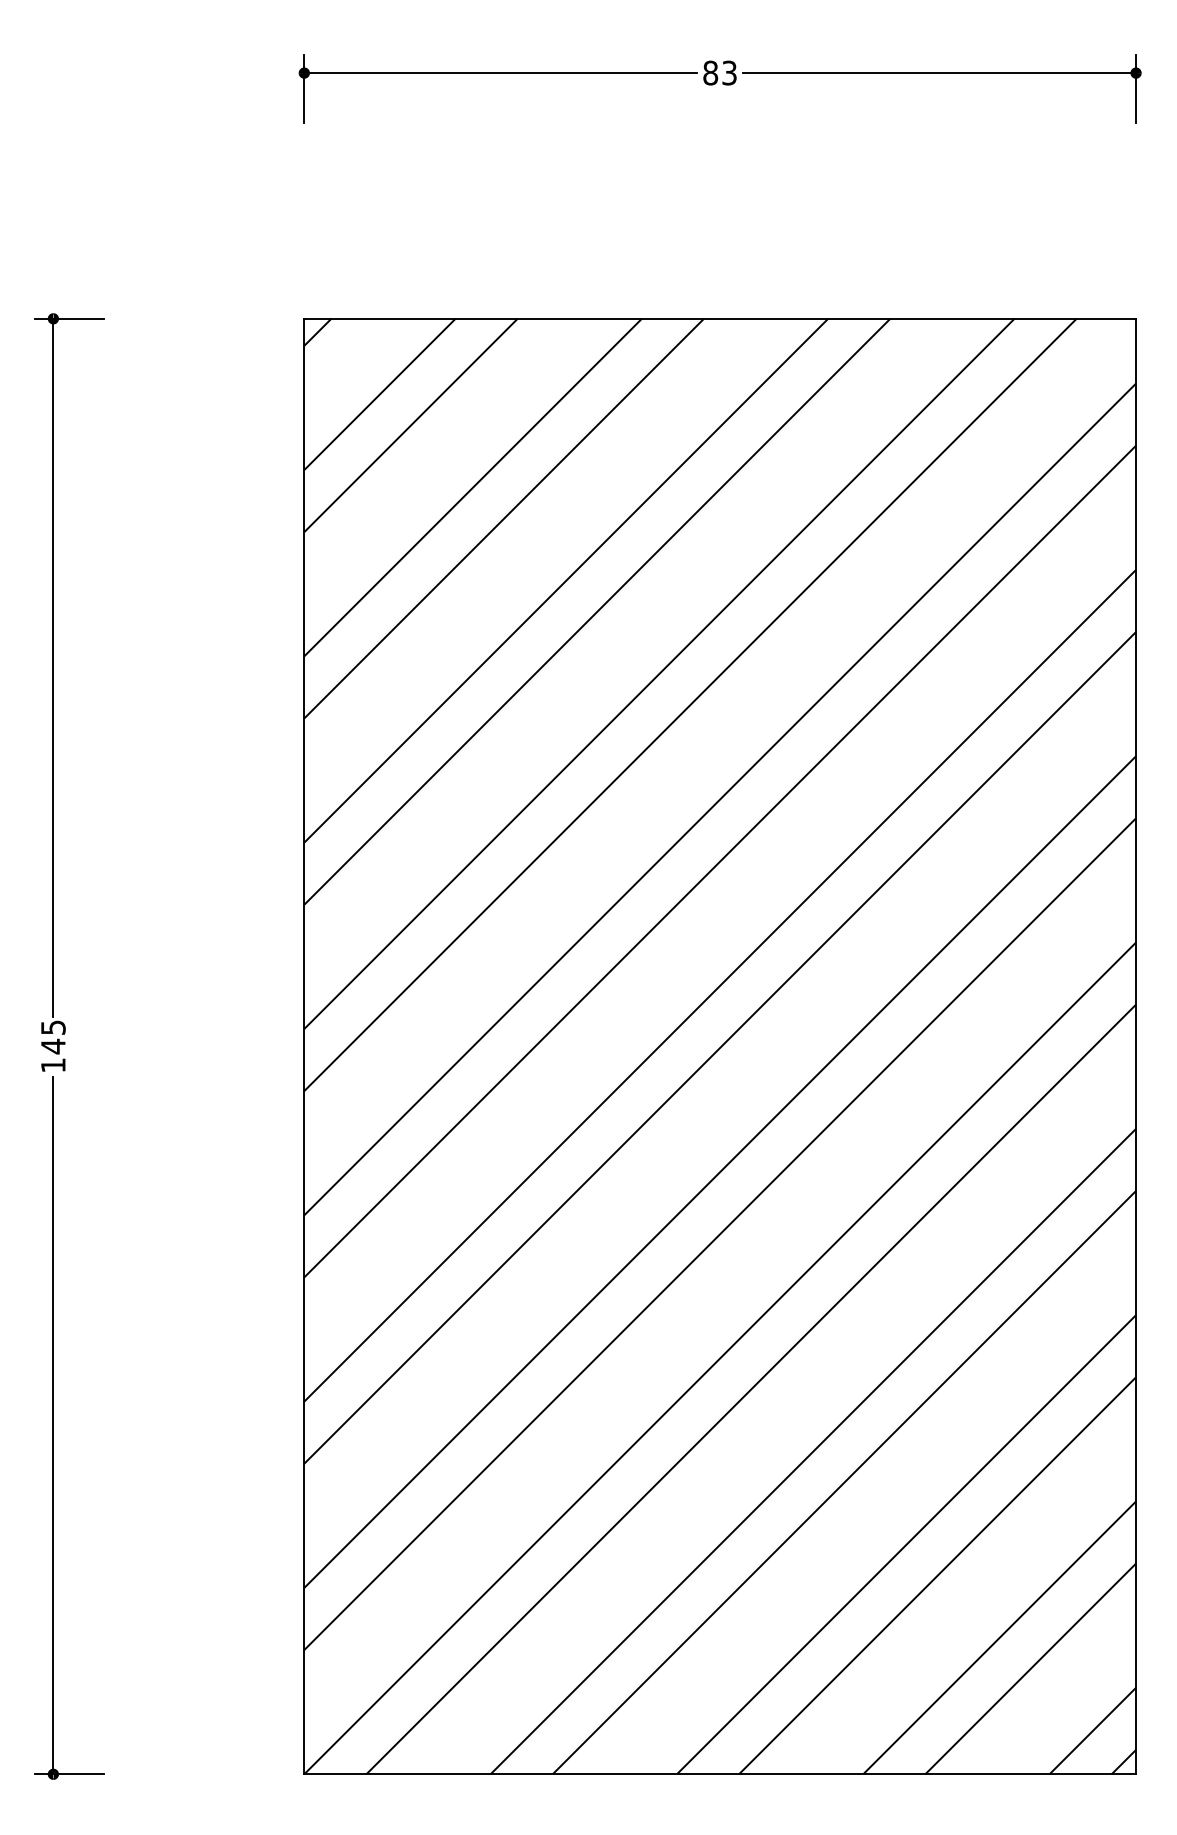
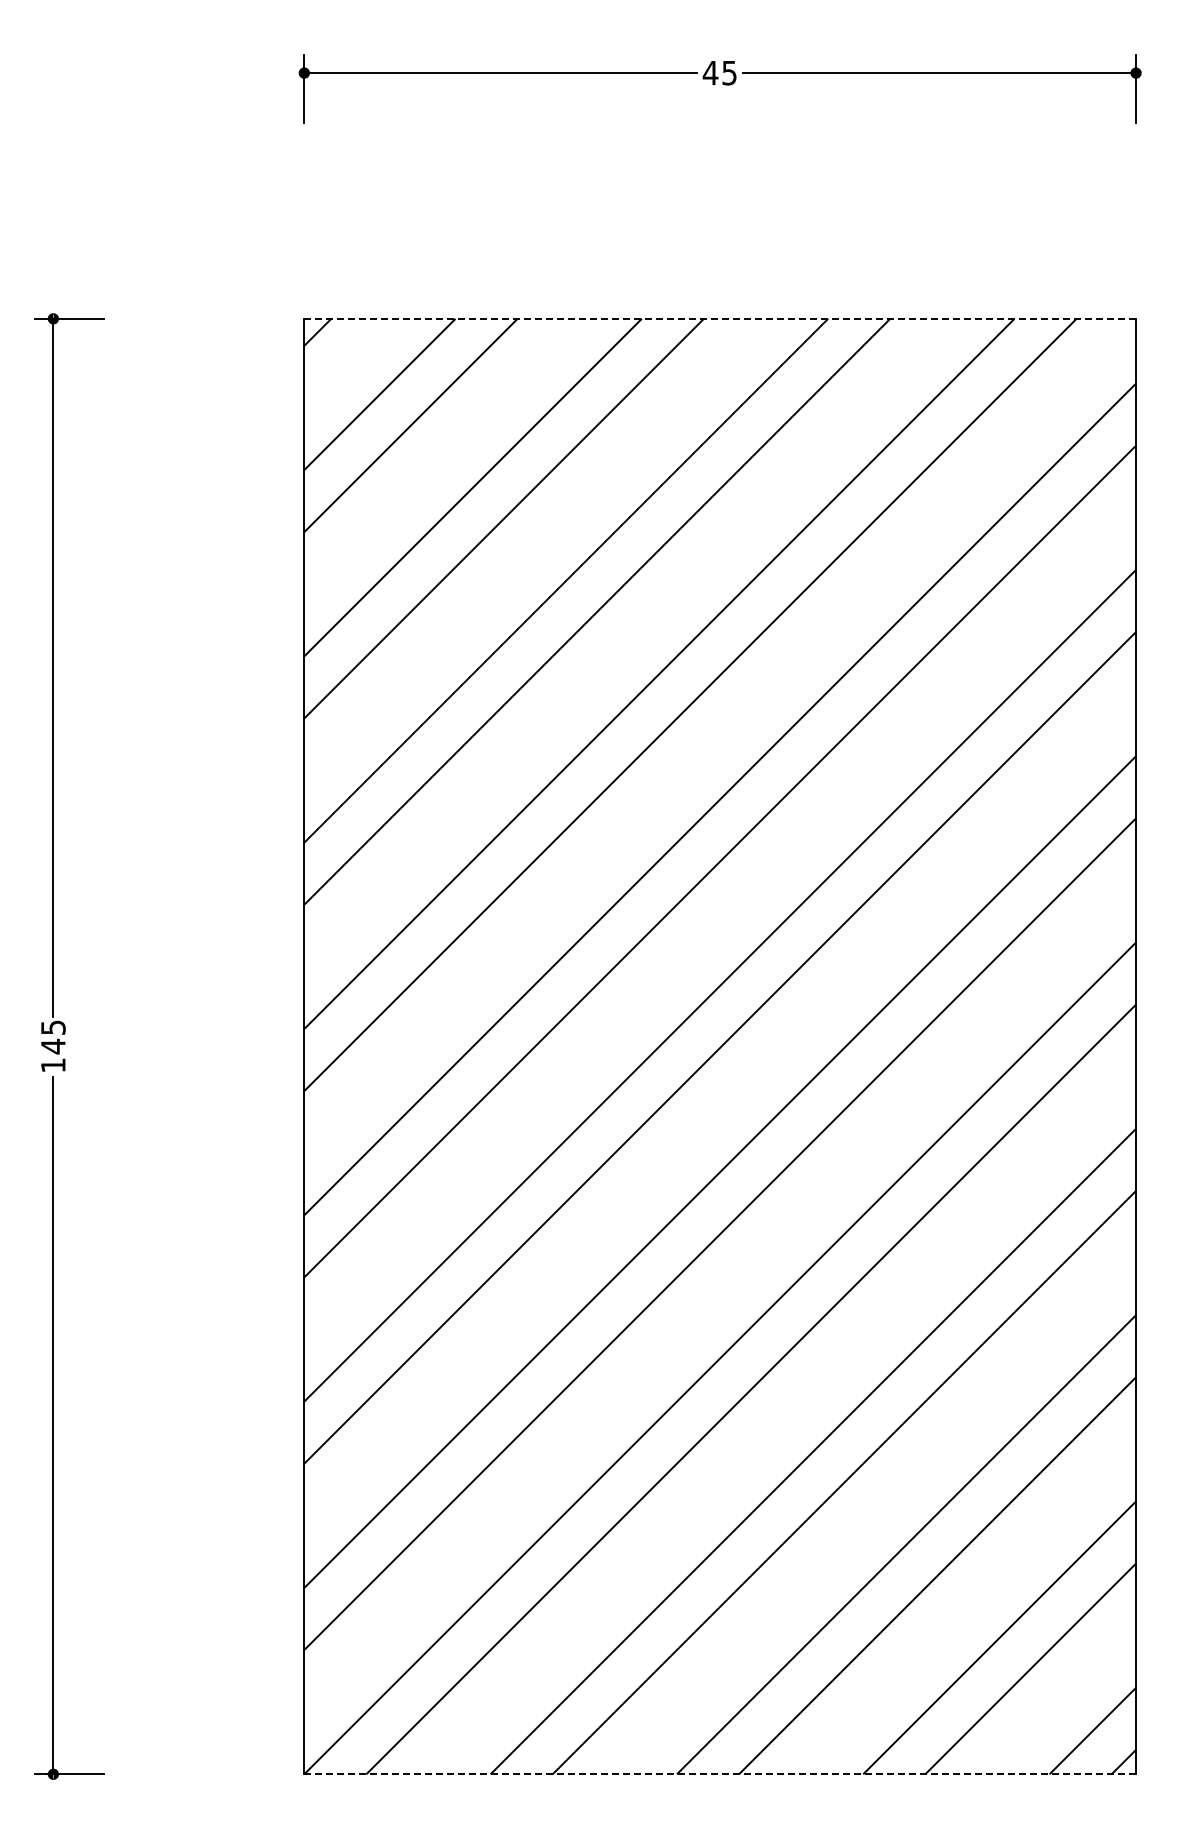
text: 83 -> 45 (719, 72)
line: solid -> dashed (720, 318)
line: solid -> dashed (720, 1774)
